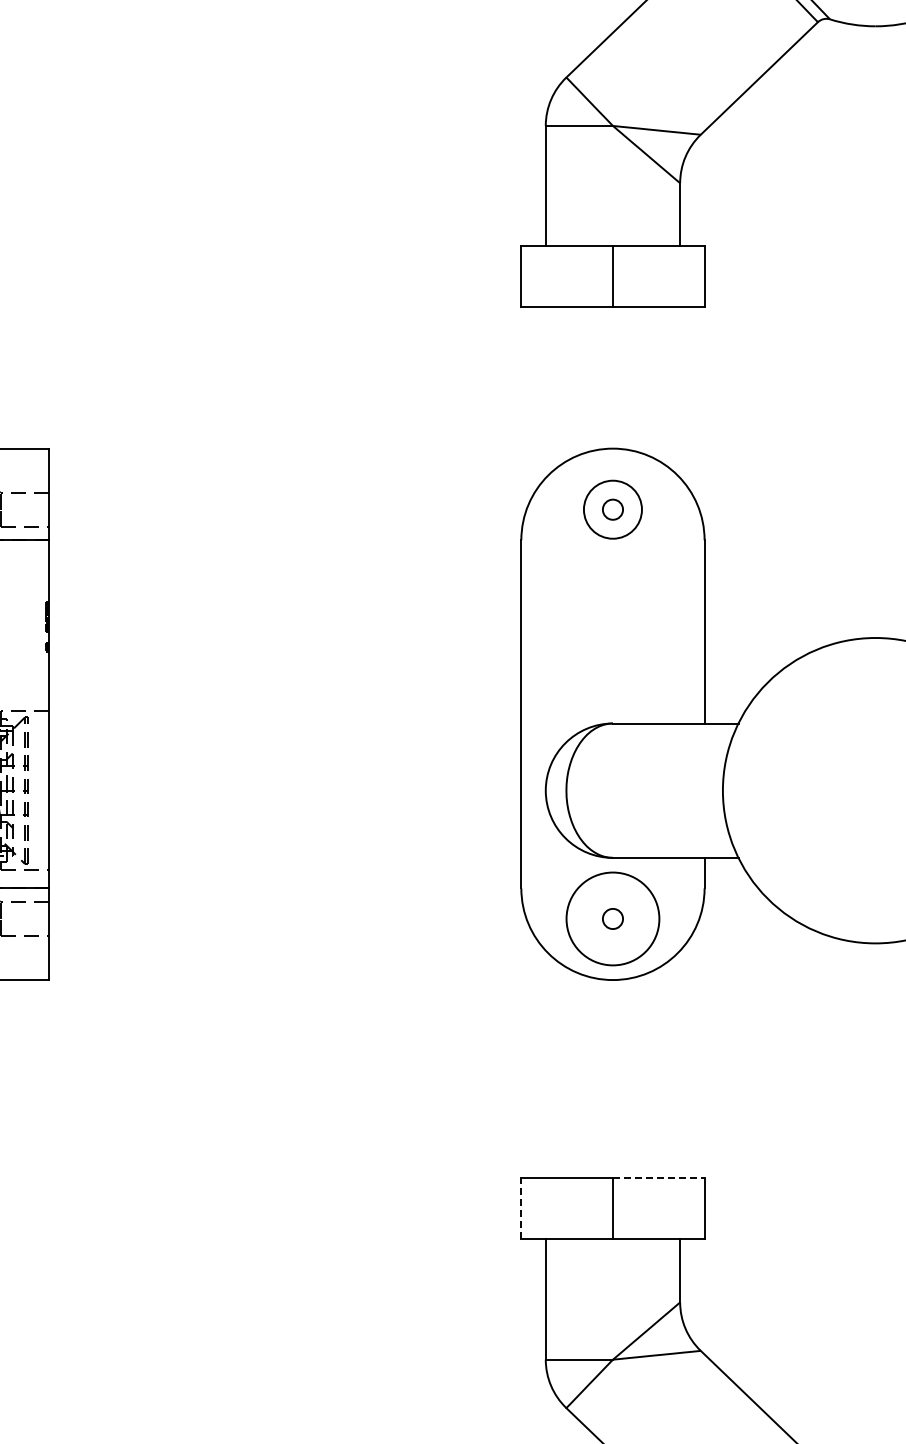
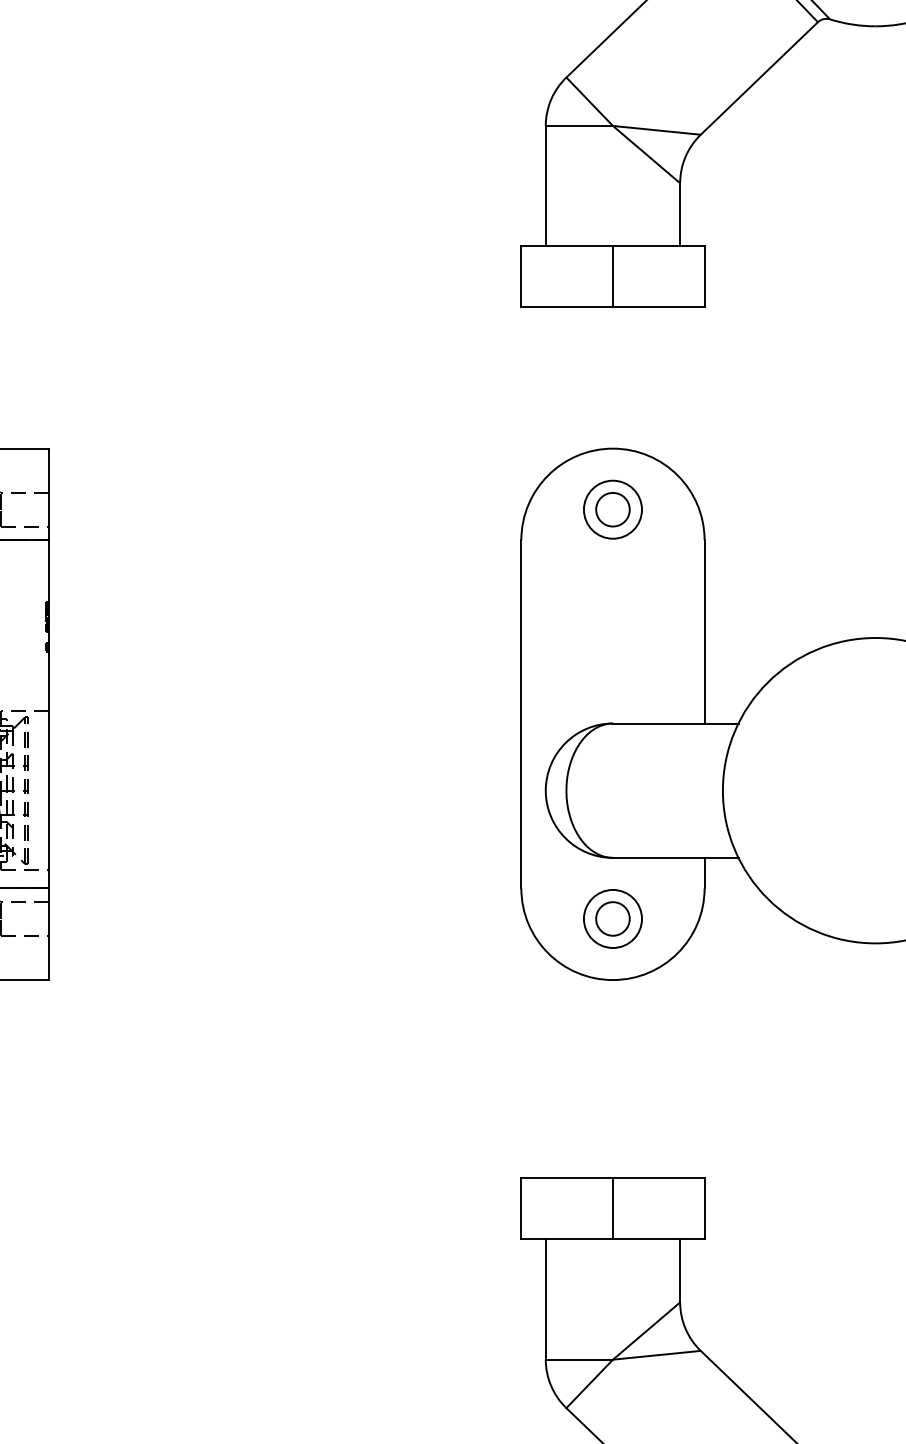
circle diameter: 20 px -> 34 px (612, 509)
circle diameter: 20 px -> 34 px (612, 918)
circle diameter: 93 px -> 58 px (612, 918)
line: dashed -> solid (658, 1178)
line: dashed -> solid (521, 1208)
